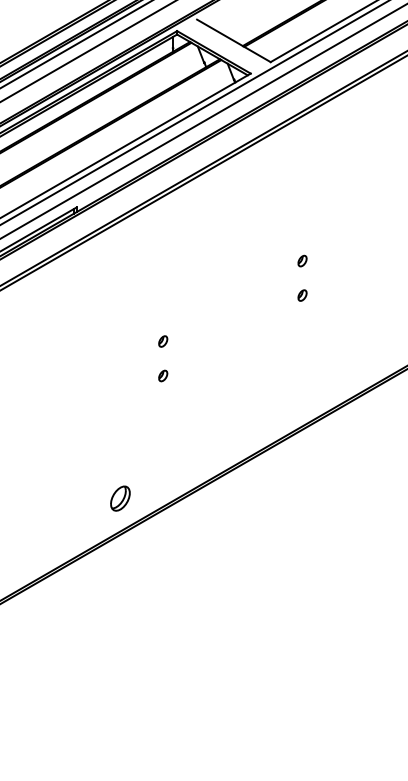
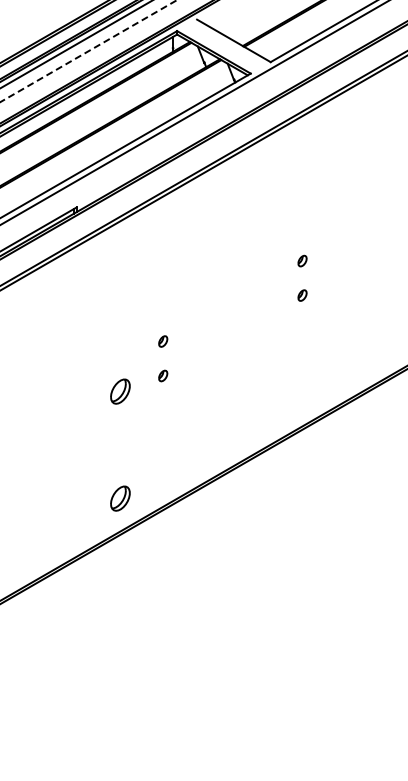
line: solid -> dashed (88, 51)
line: present -> none (203, 121)
part: none -> present (120, 391)
